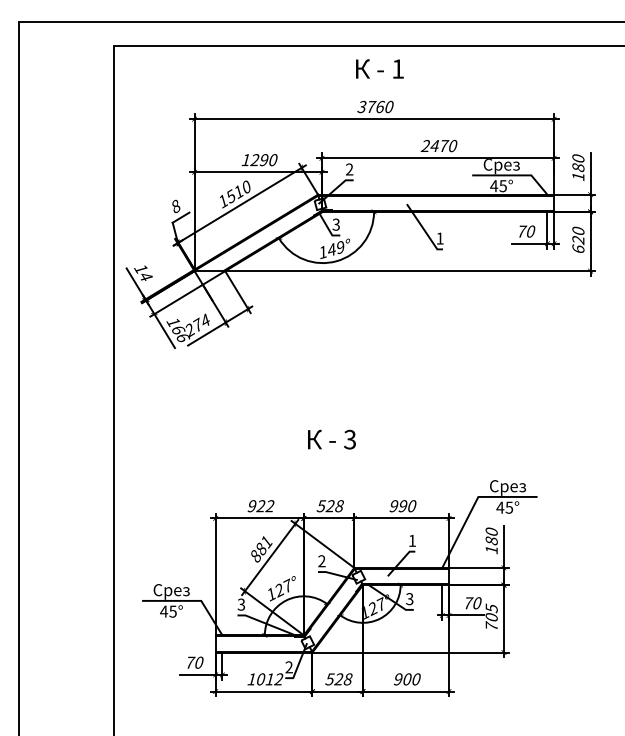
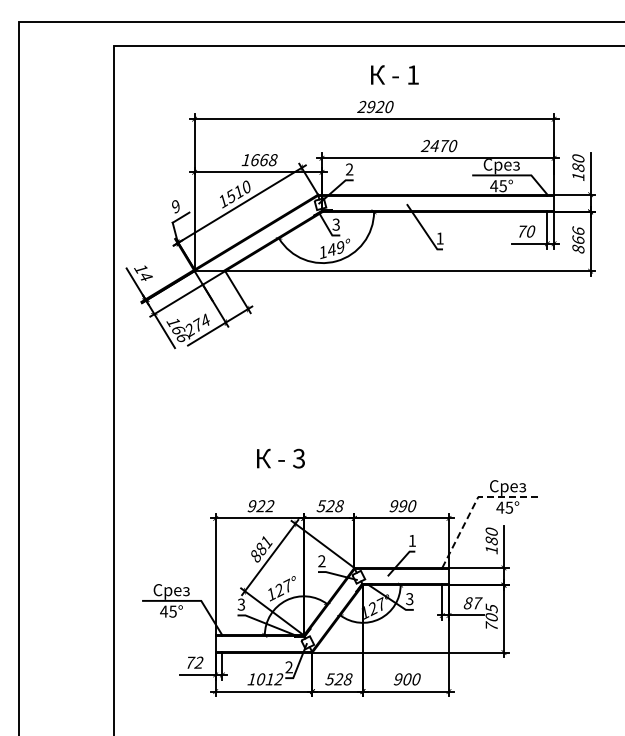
text position: (379, 68) -> (394, 74) (394, 74)
text: 3760 -> 2920 (371, 106)
text: 1290 -> 1668 (263, 160)
text: 8 -> 9 (176, 206)
text: 620 -> 866 (578, 239)
text position: (331, 439) -> (280, 458) (280, 458)
line: solid -> dashed (474, 504)
text: 70 -> 87 (472, 603)
text: 70 -> 72 (198, 662)
